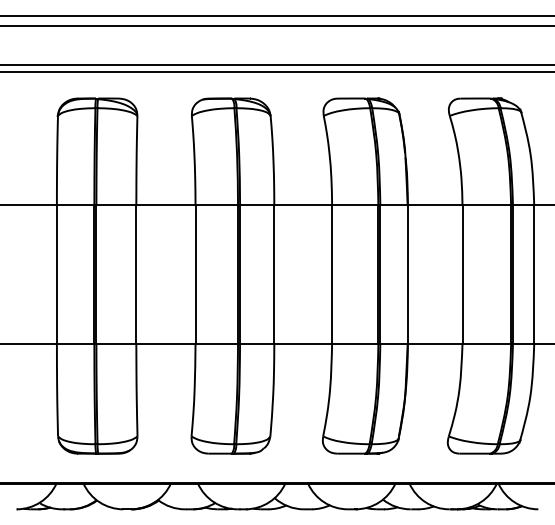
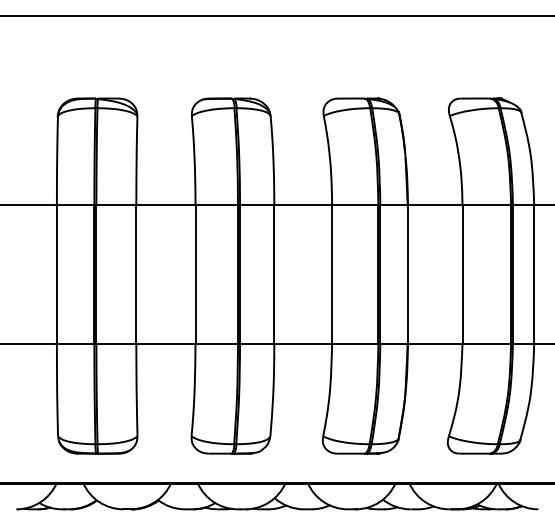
line: present -> none (276, 25)
line: present -> none (276, 65)
line: present -> none (276, 71)
